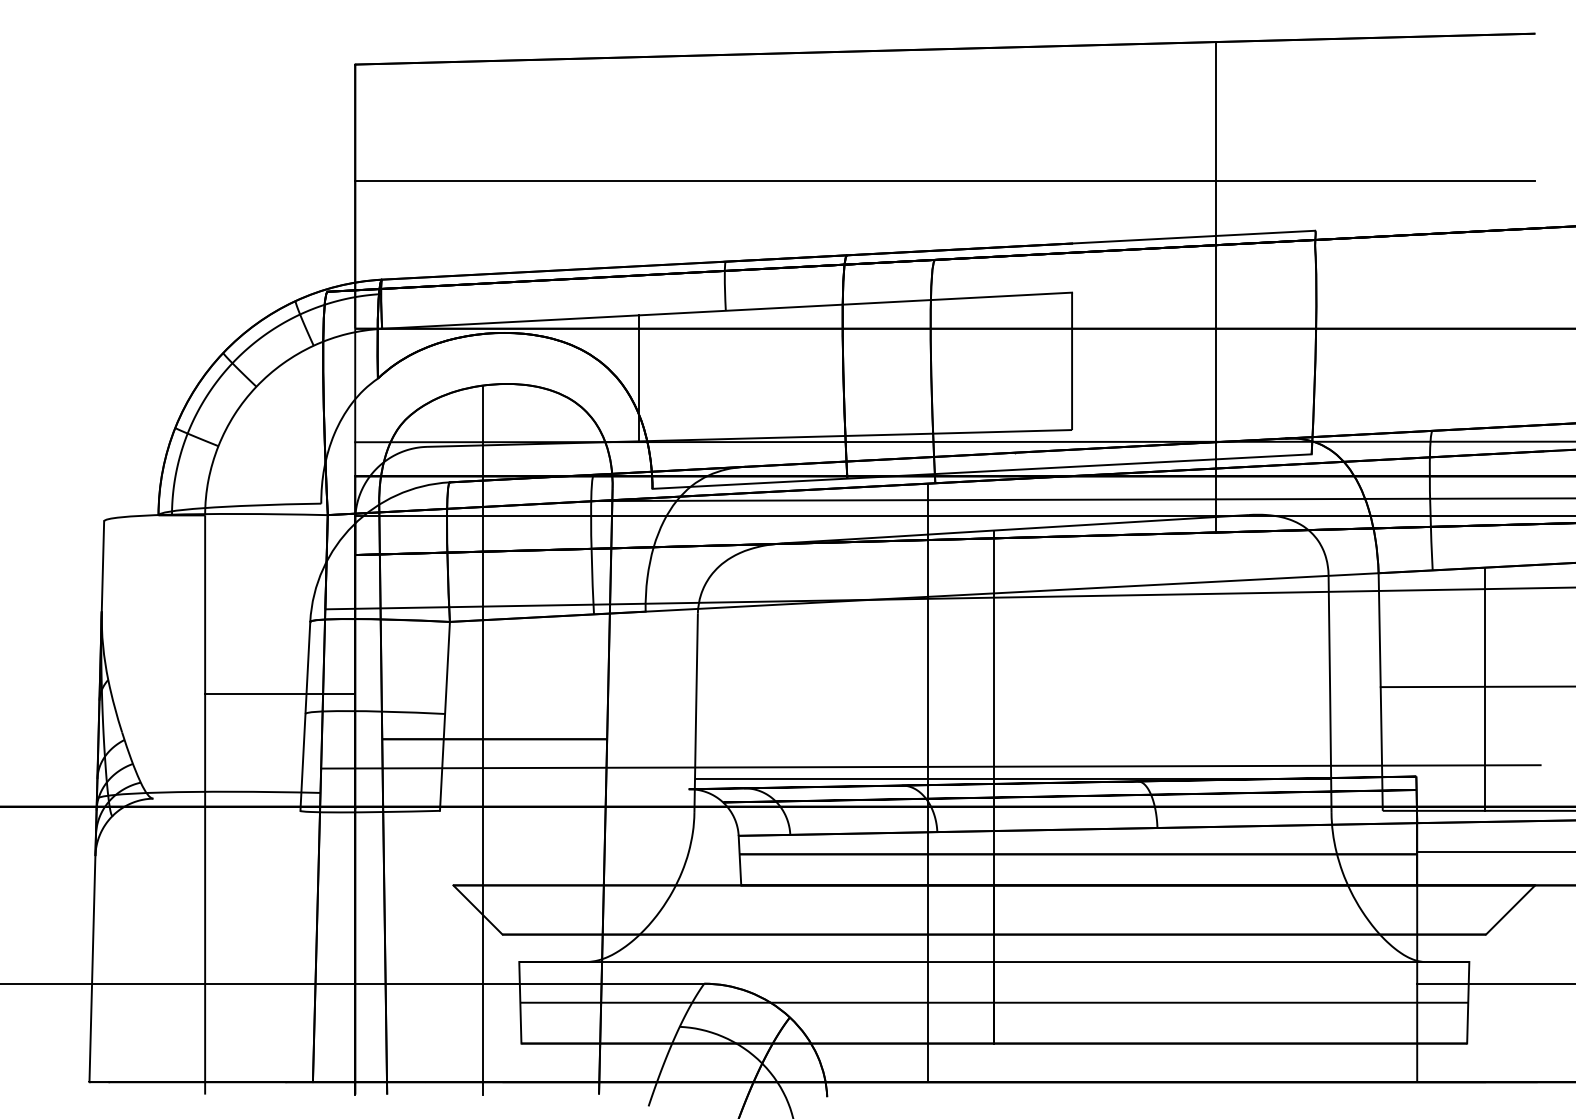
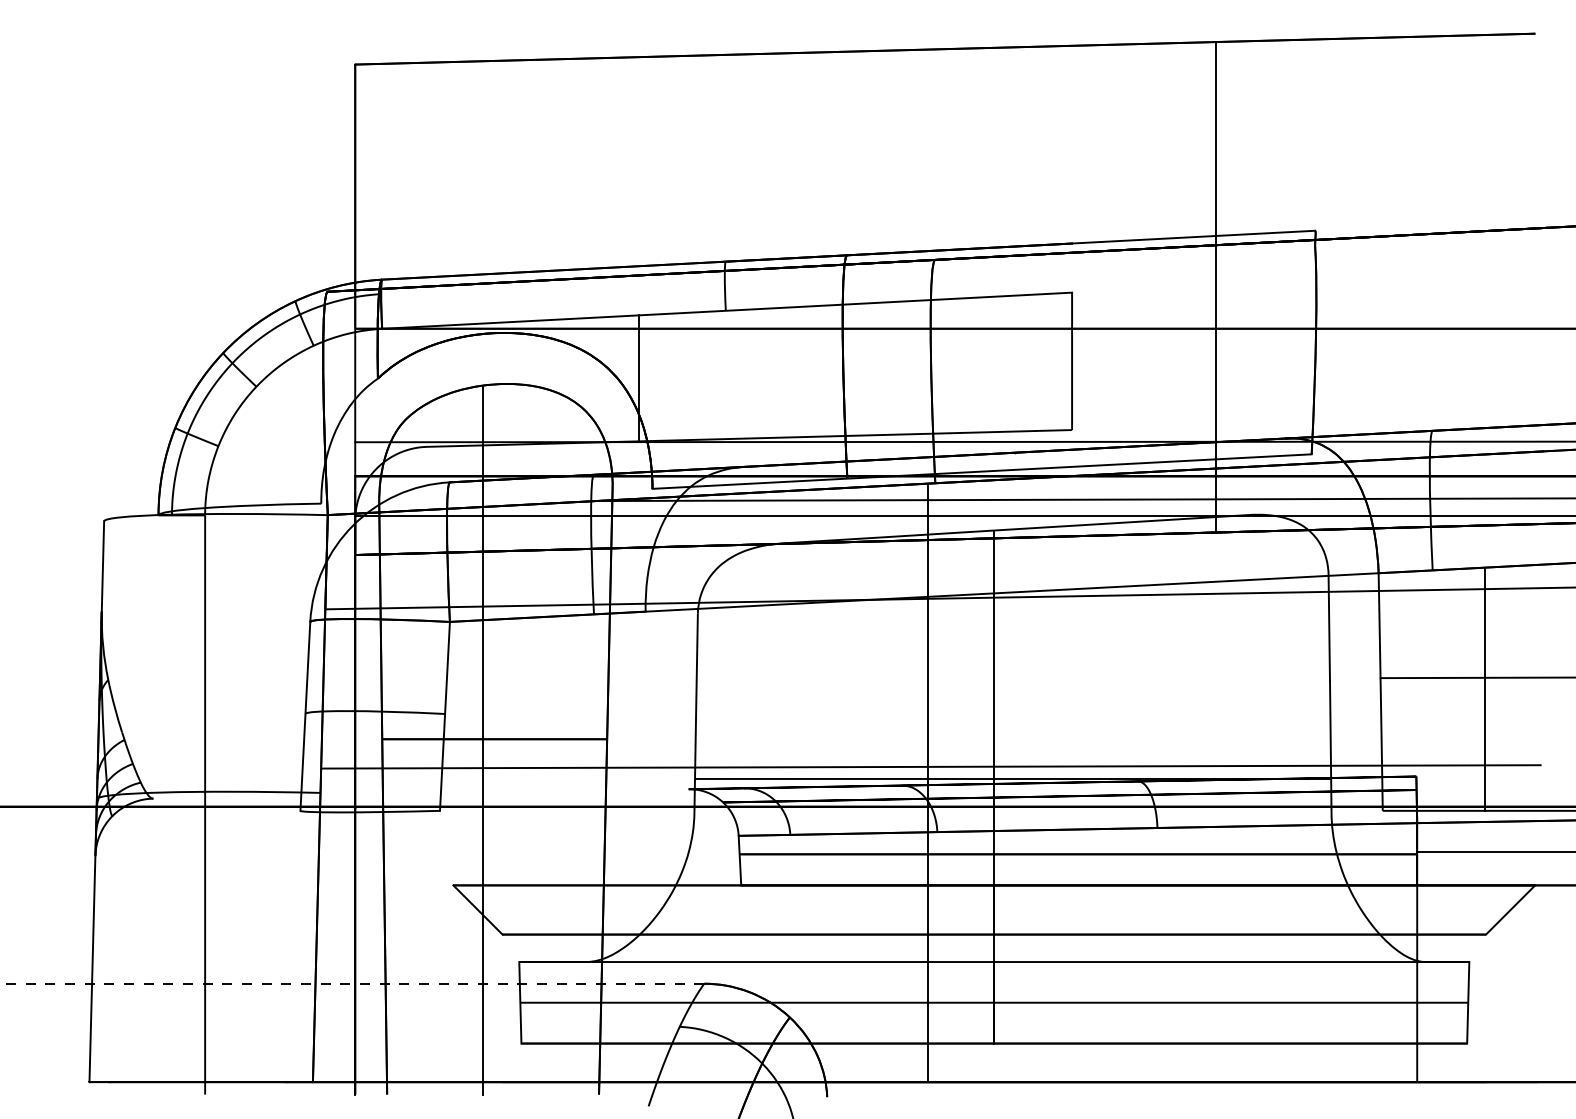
line: present -> none (945, 181)
line position: (1476, 686) -> (1476, 677) (1476, 677)
line: present -> none (280, 693)
line: solid -> dashed (352, 983)
line: present -> none (1494, 983)
